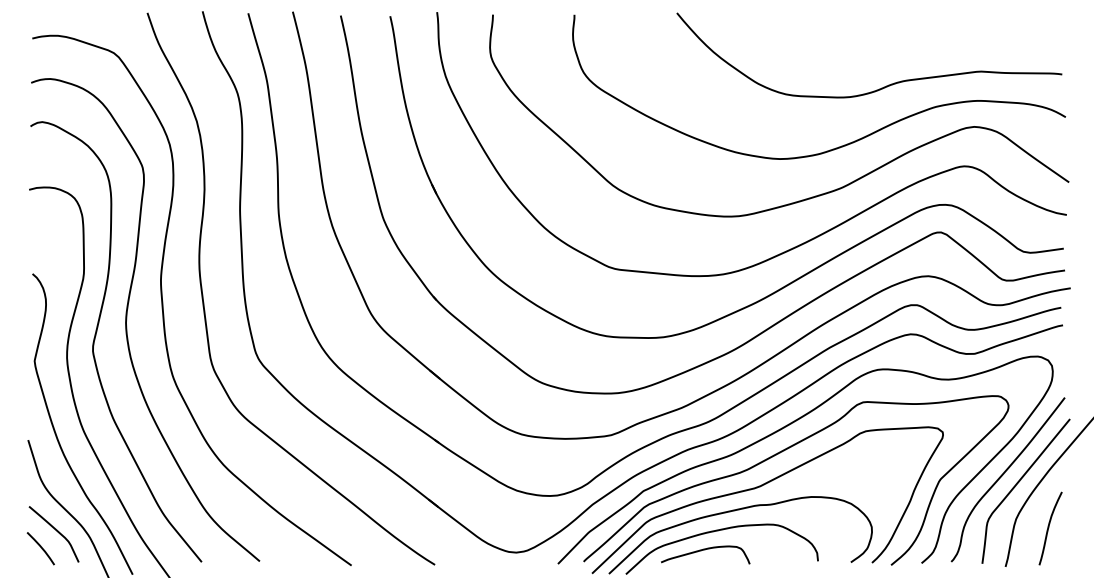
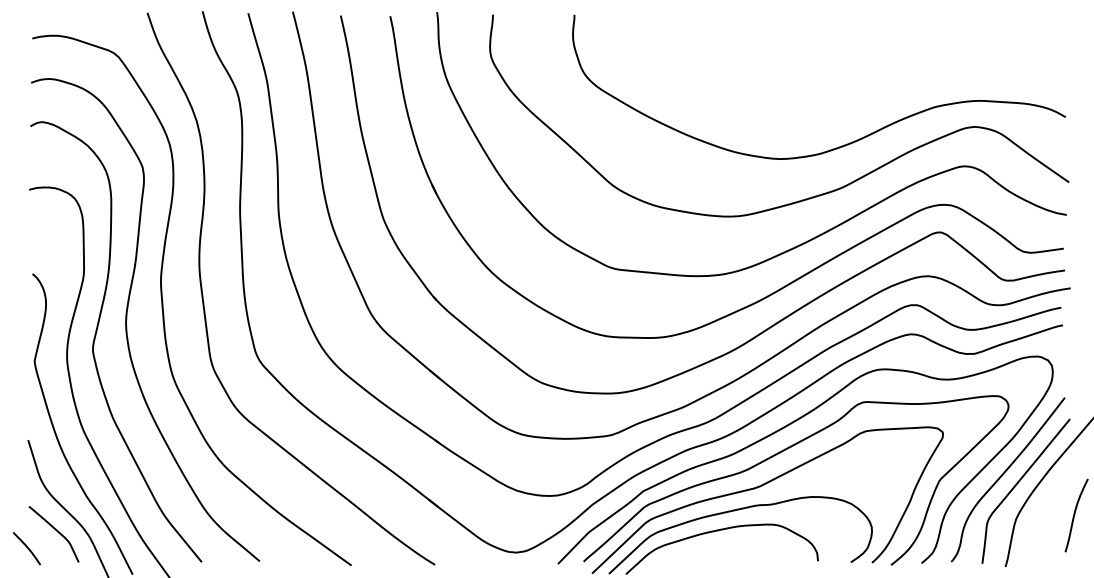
curve: present -> none (881, 87)
curve position: (1049, 527) -> (1075, 514) (1075, 514)
curve position: (40, 547) -> (26, 547) (26, 547)
curve: present -> none (705, 550)
